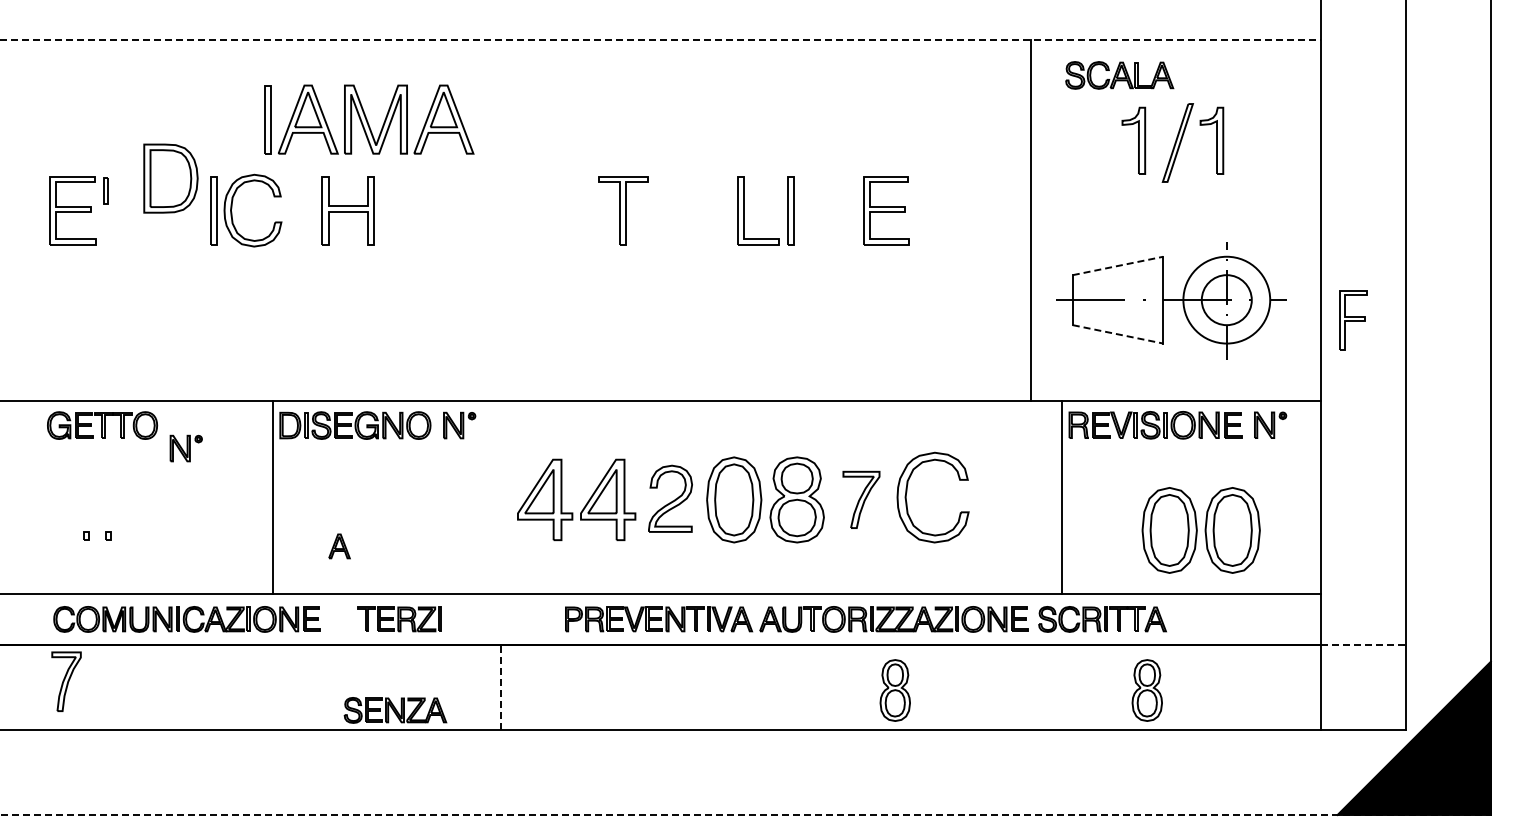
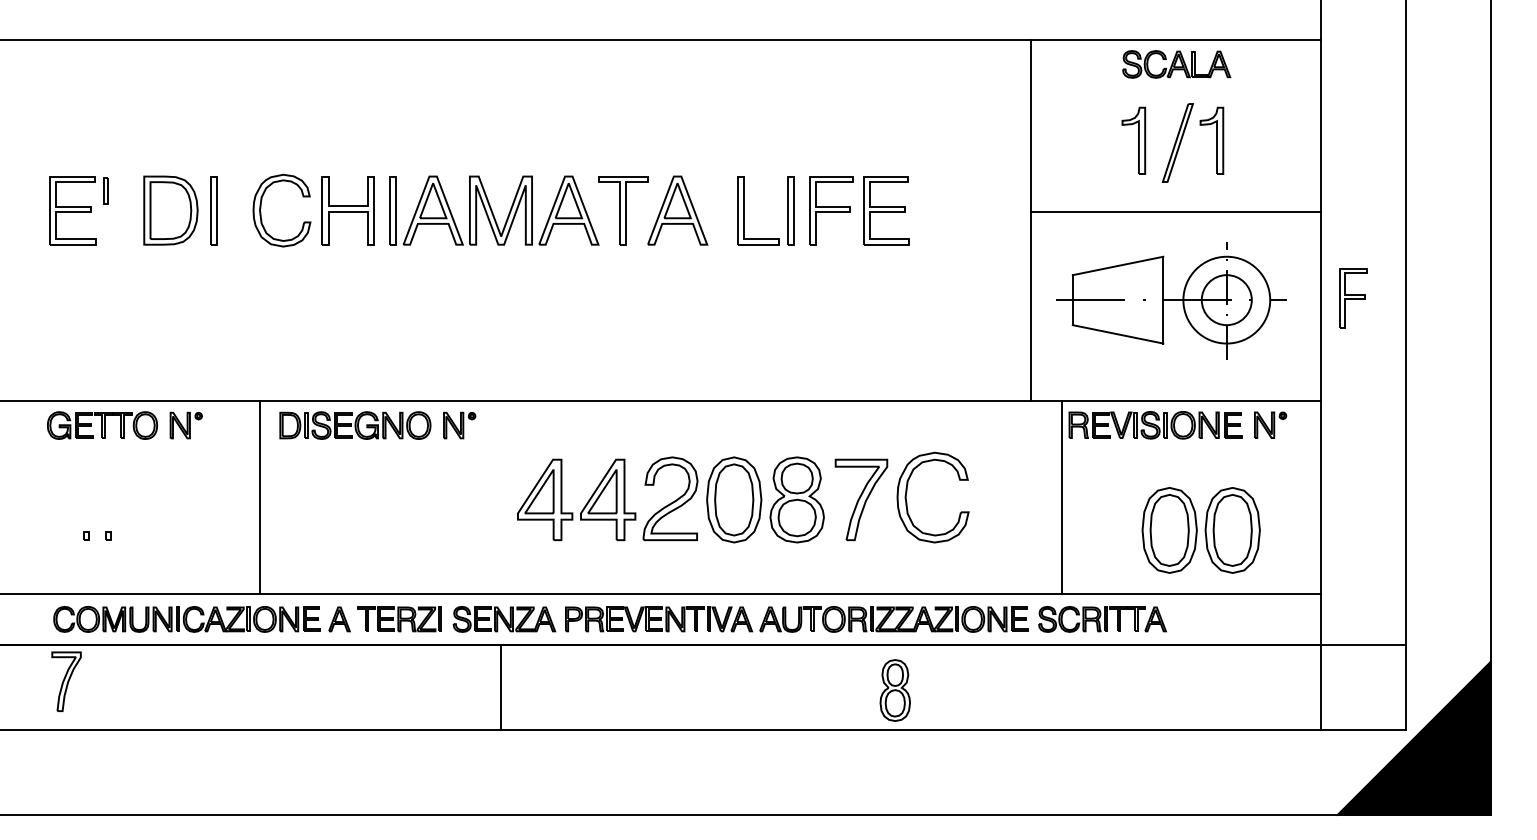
line: dashed -> solid (660, 39)
part position: (1119, 75) -> (1176, 64) (1176, 64)
part position: (369, 119) -> (494, 210) (494, 210)
part position: (170, 178) -> (170, 210) (170, 210)
part position: (232, 208) -> (261, 208) (261, 208)
part: none -> present (677, 210)
part: none -> present (831, 210)
line: none -> present (1175, 212)
line: dashed -> solid (1118, 265)
part position: (1353, 320) -> (1353, 298) (1353, 298)
line: dashed -> solid (1118, 334)
part position: (185, 448) -> (185, 425) (185, 425)
line position: (273, 497) -> (260, 497) (260, 497)
part size: 45x69 px -> 57x86 px (670, 498)
part size: 39x59 px -> 55x84 px (861, 499)
part position: (339, 546) -> (339, 619) (339, 619)
line: dashed -> solid (1363, 644)
line: dashed -> solid (500, 687)
part: present -> none (1146, 690)
part position: (395, 710) -> (504, 619) (504, 619)
line: dashed -> solid (745, 815)
